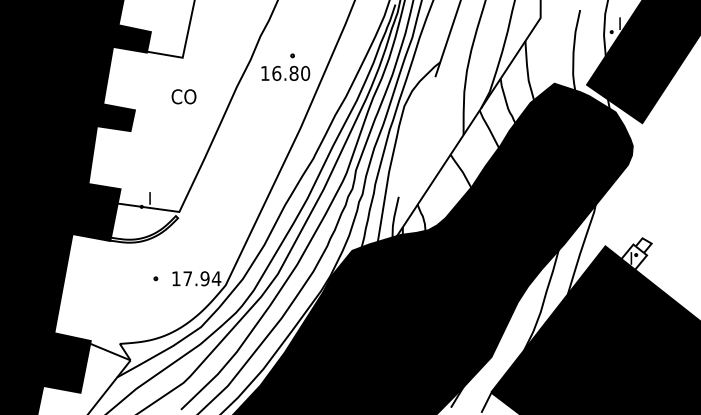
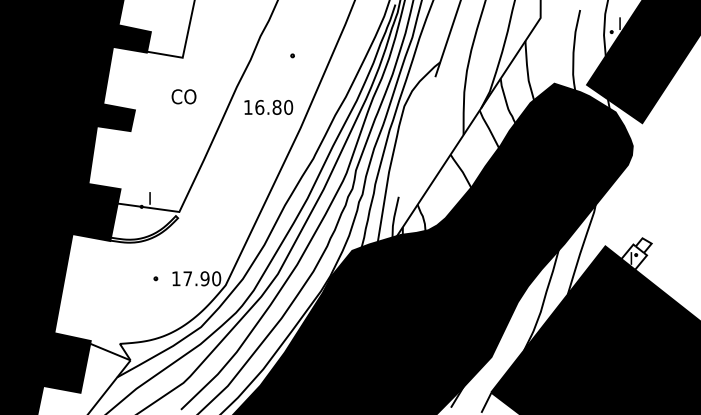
text position: (285, 73) -> (268, 107) (268, 107)
text: 17.94 -> 17.90 (216, 278)
